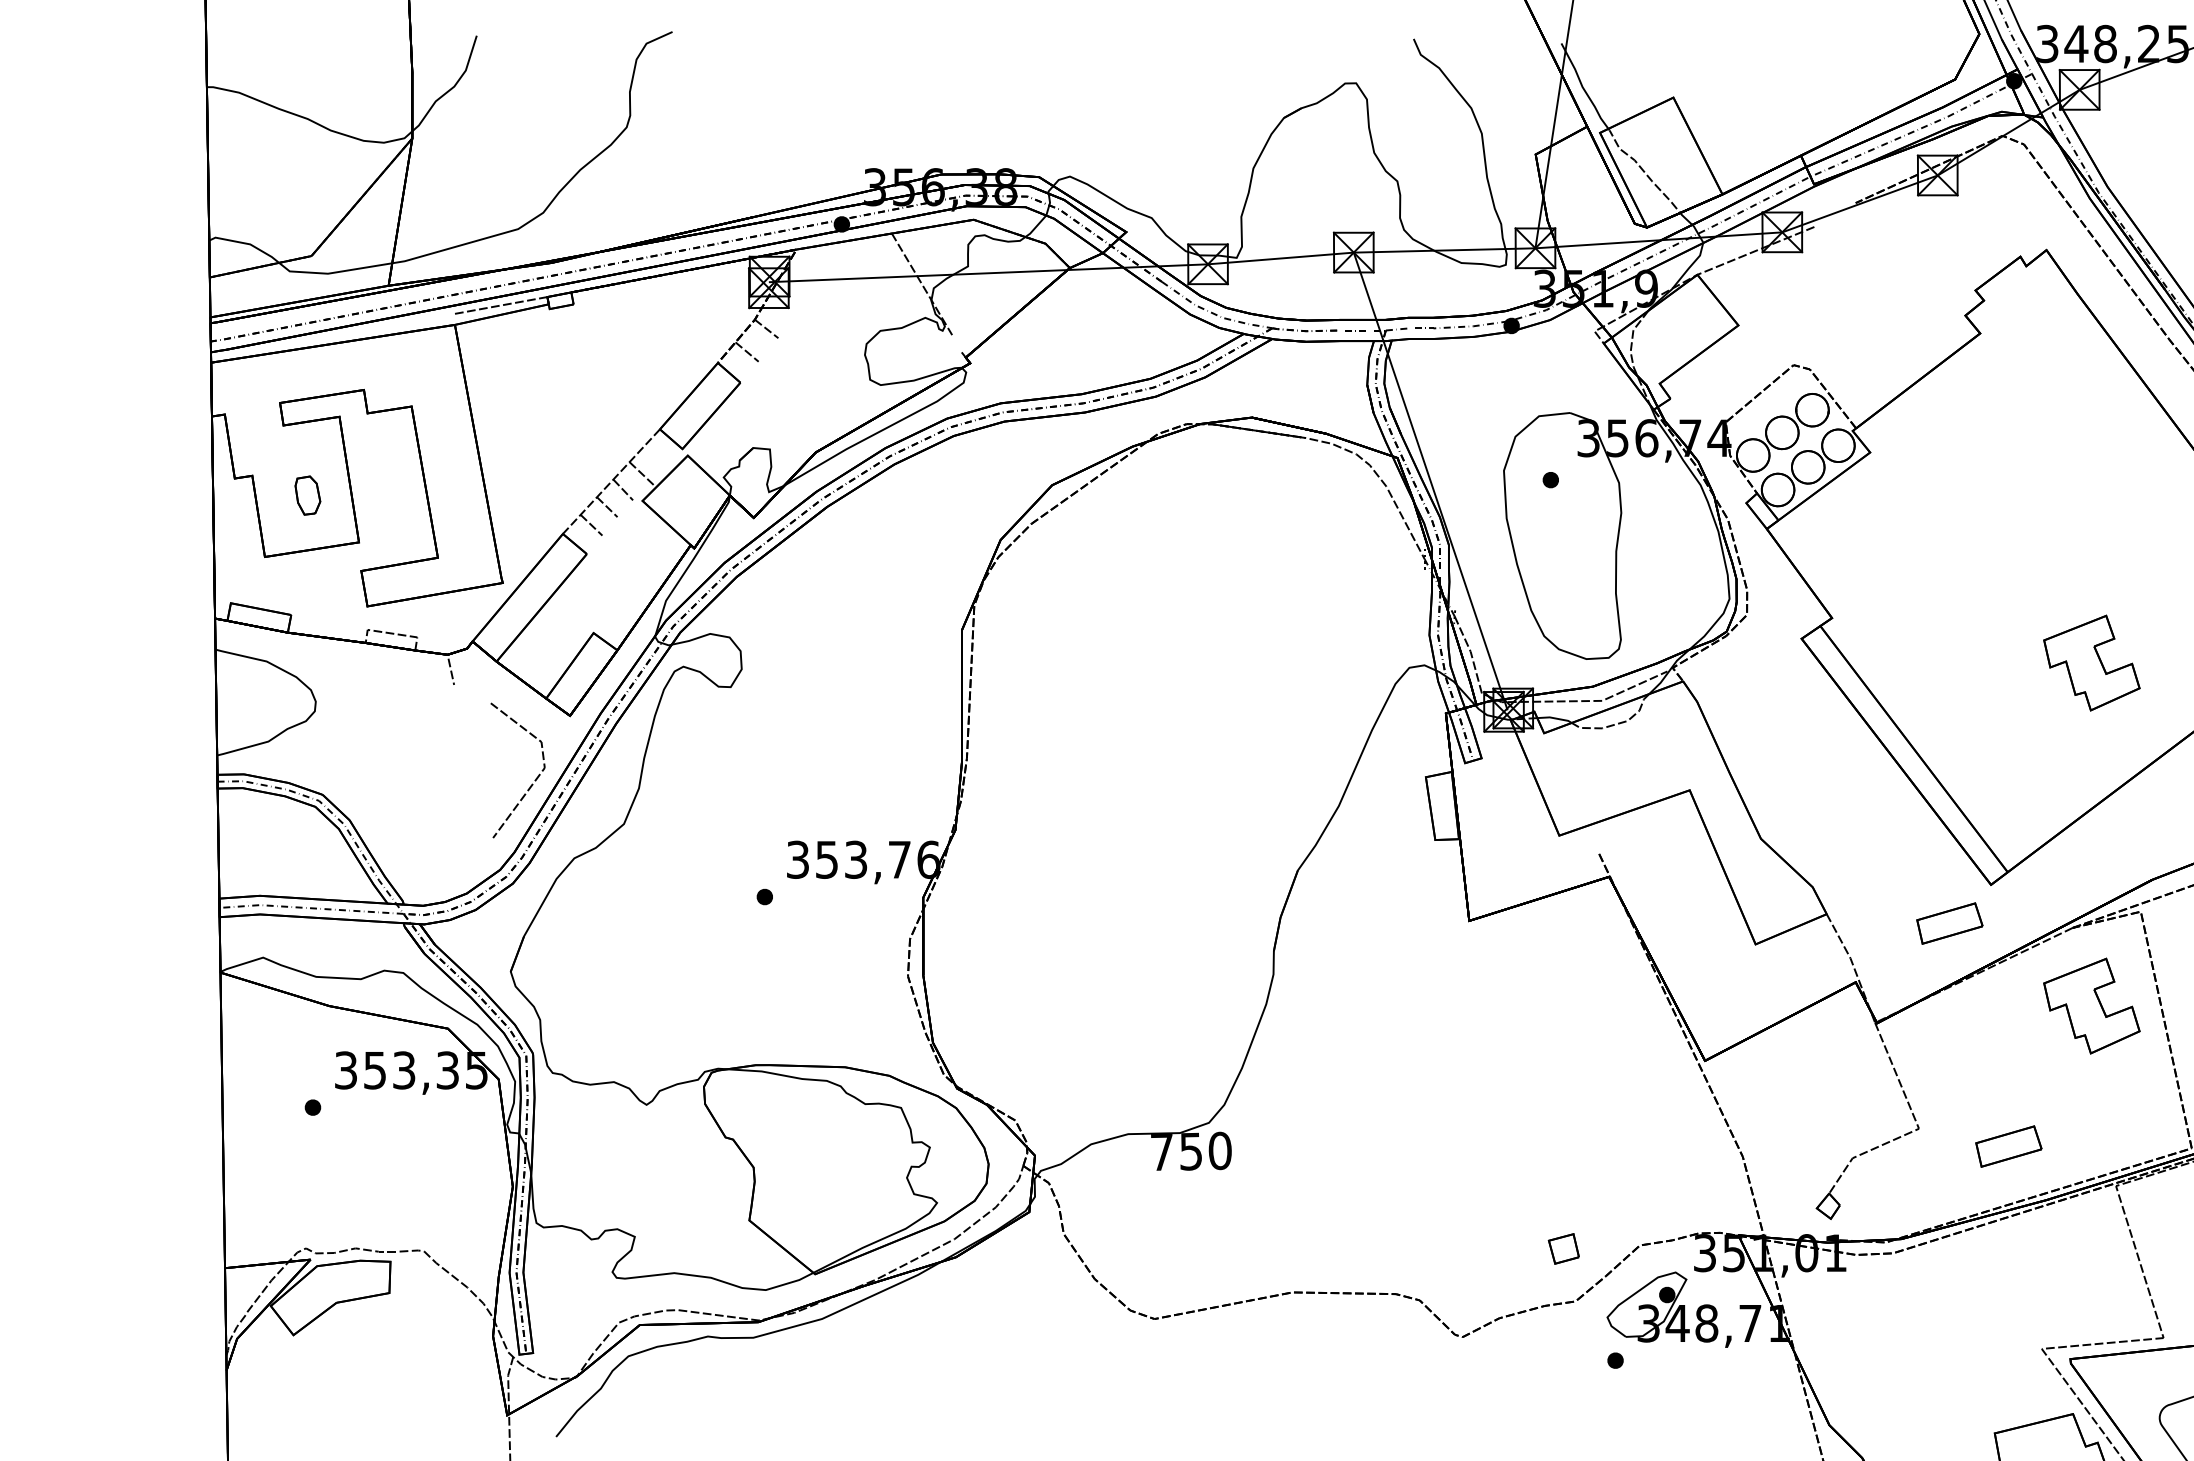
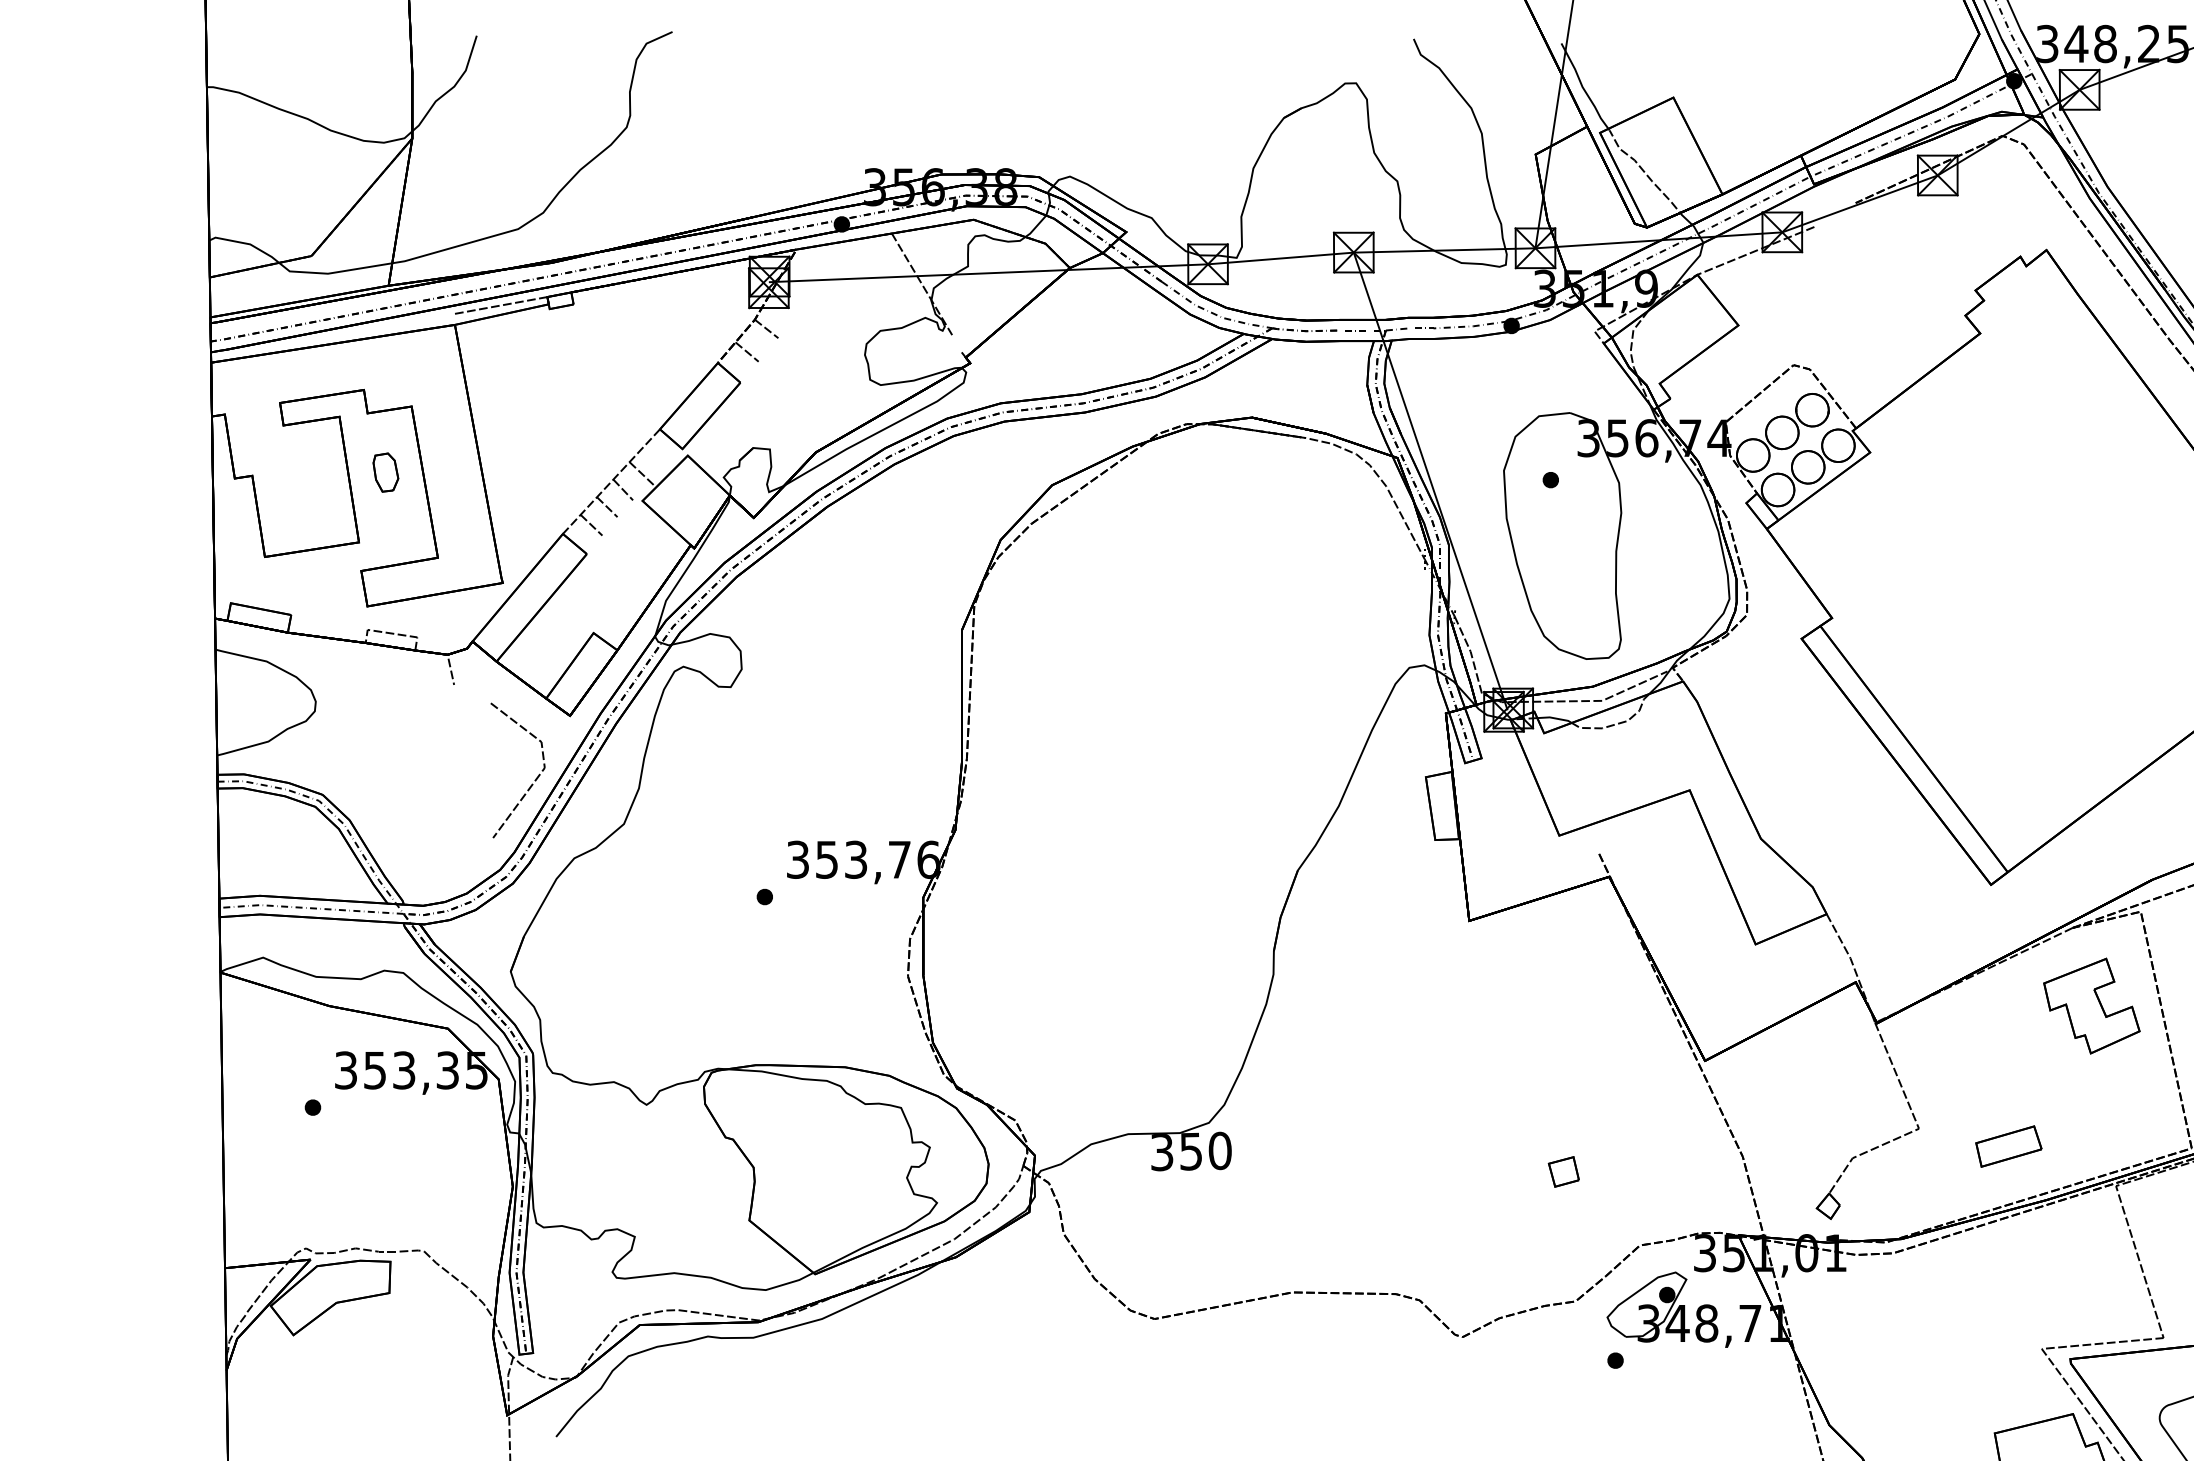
part position: (307, 495) -> (385, 472) (385, 472)
part: present -> none (2091, 662)
part: present -> none (1949, 923)
text: 750 -> 350 (1162, 1152)
part position: (1563, 1248) -> (1563, 1171) (1563, 1171)
